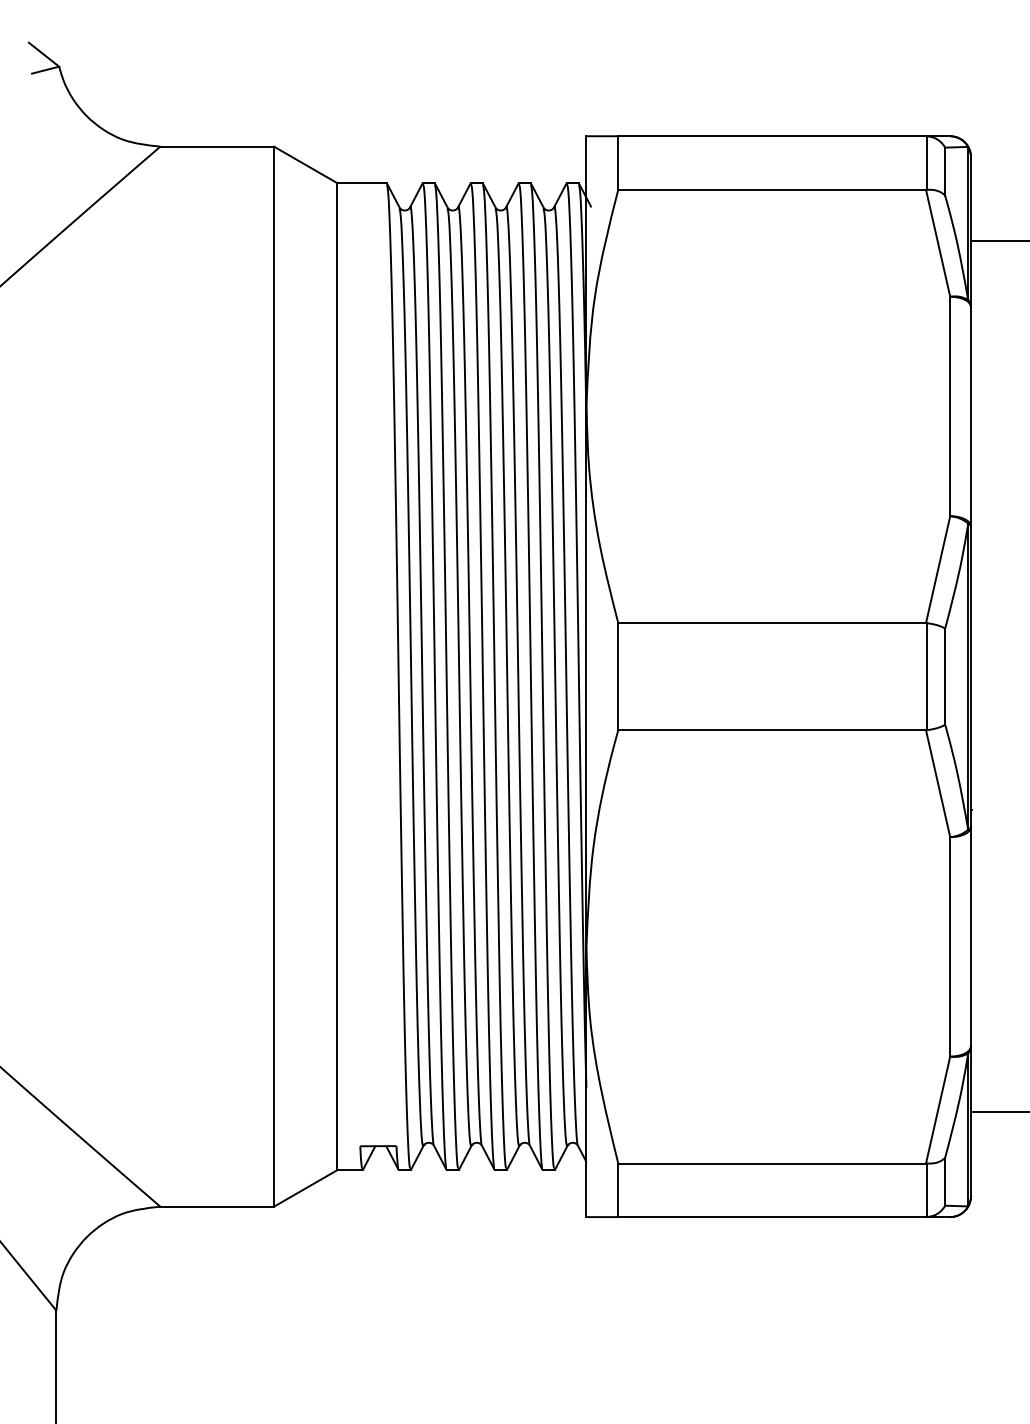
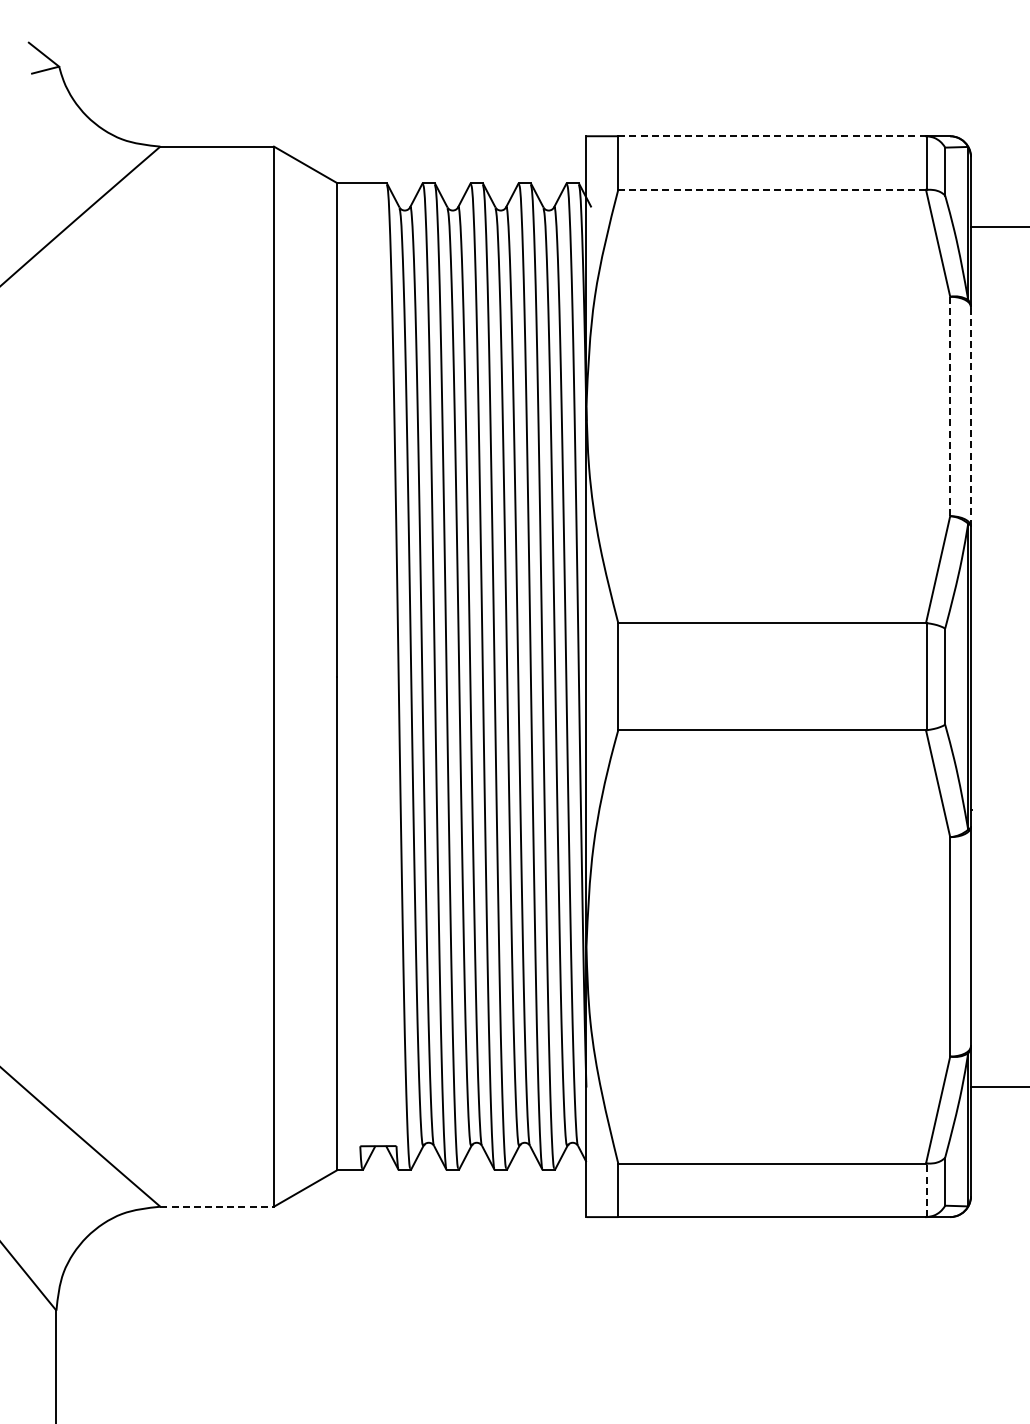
line: solid -> dashed (772, 136)
line: solid -> dashed (772, 189)
line position: (998, 241) -> (998, 227) (998, 227)
line: solid -> dashed (950, 406)
line: solid -> dashed (971, 416)
line position: (998, 1112) -> (998, 1087) (998, 1087)
line: solid -> dashed (927, 1190)
line: solid -> dashed (217, 1206)
